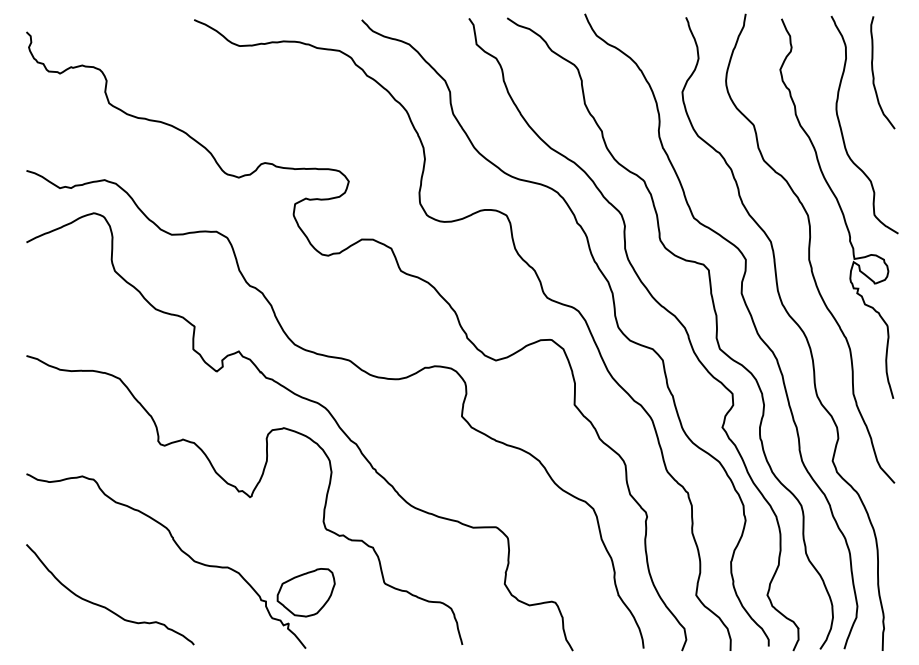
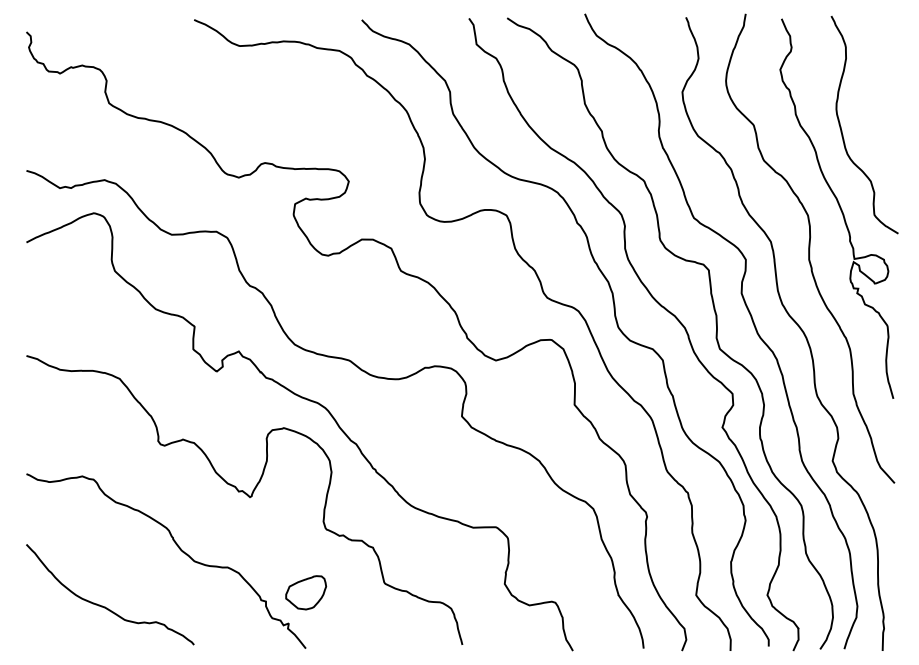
curve: present -> none (874, 75)
part size: 60x50 px -> 43x36 px (306, 592)
